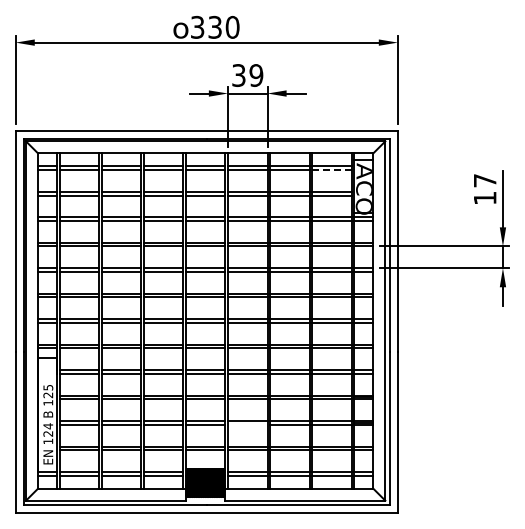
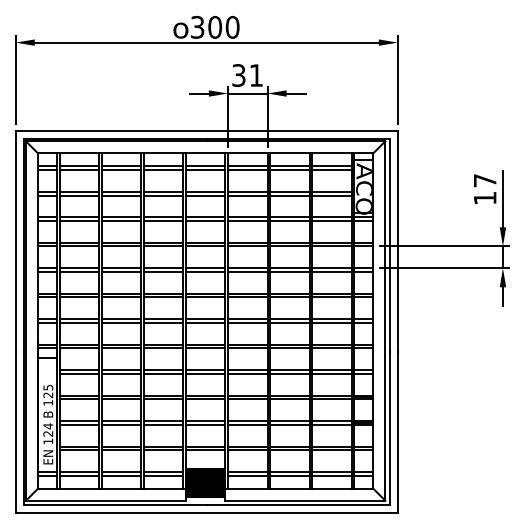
text: 330 -> 300 (215, 27)
text: 39 -> 31 (256, 75)
line: dashed -> solid (331, 170)
line: none -> present (247, 424)
